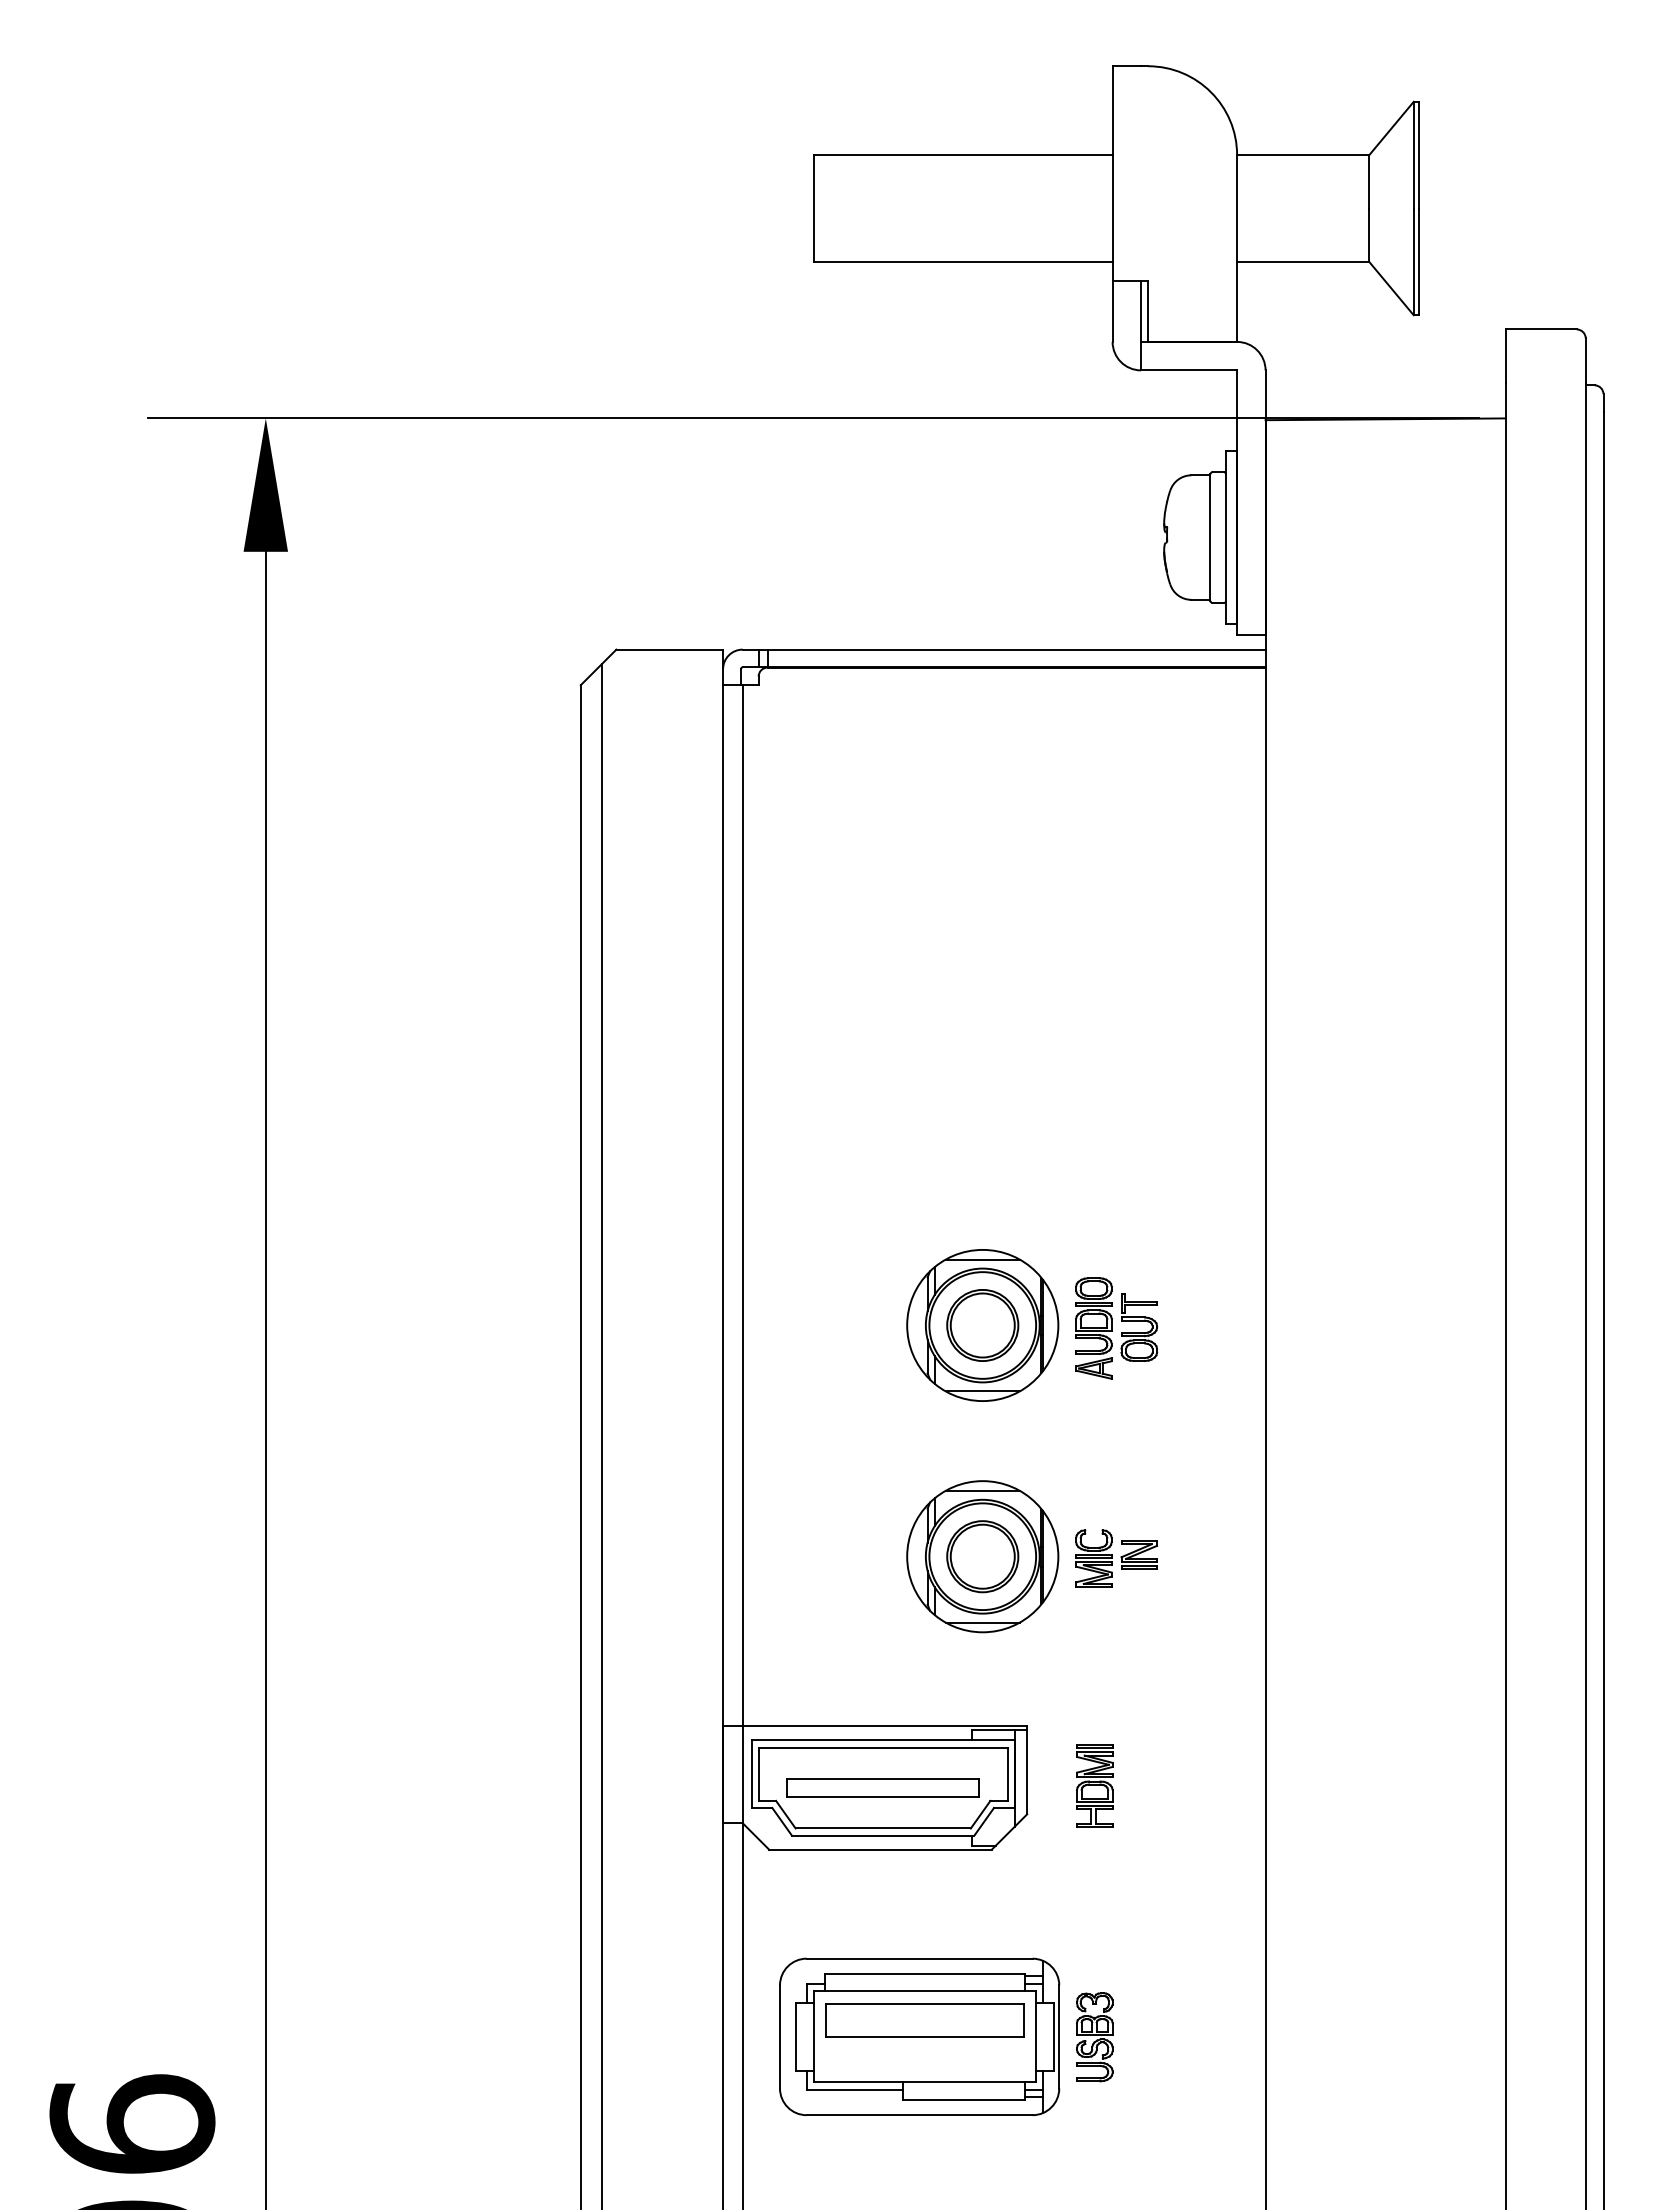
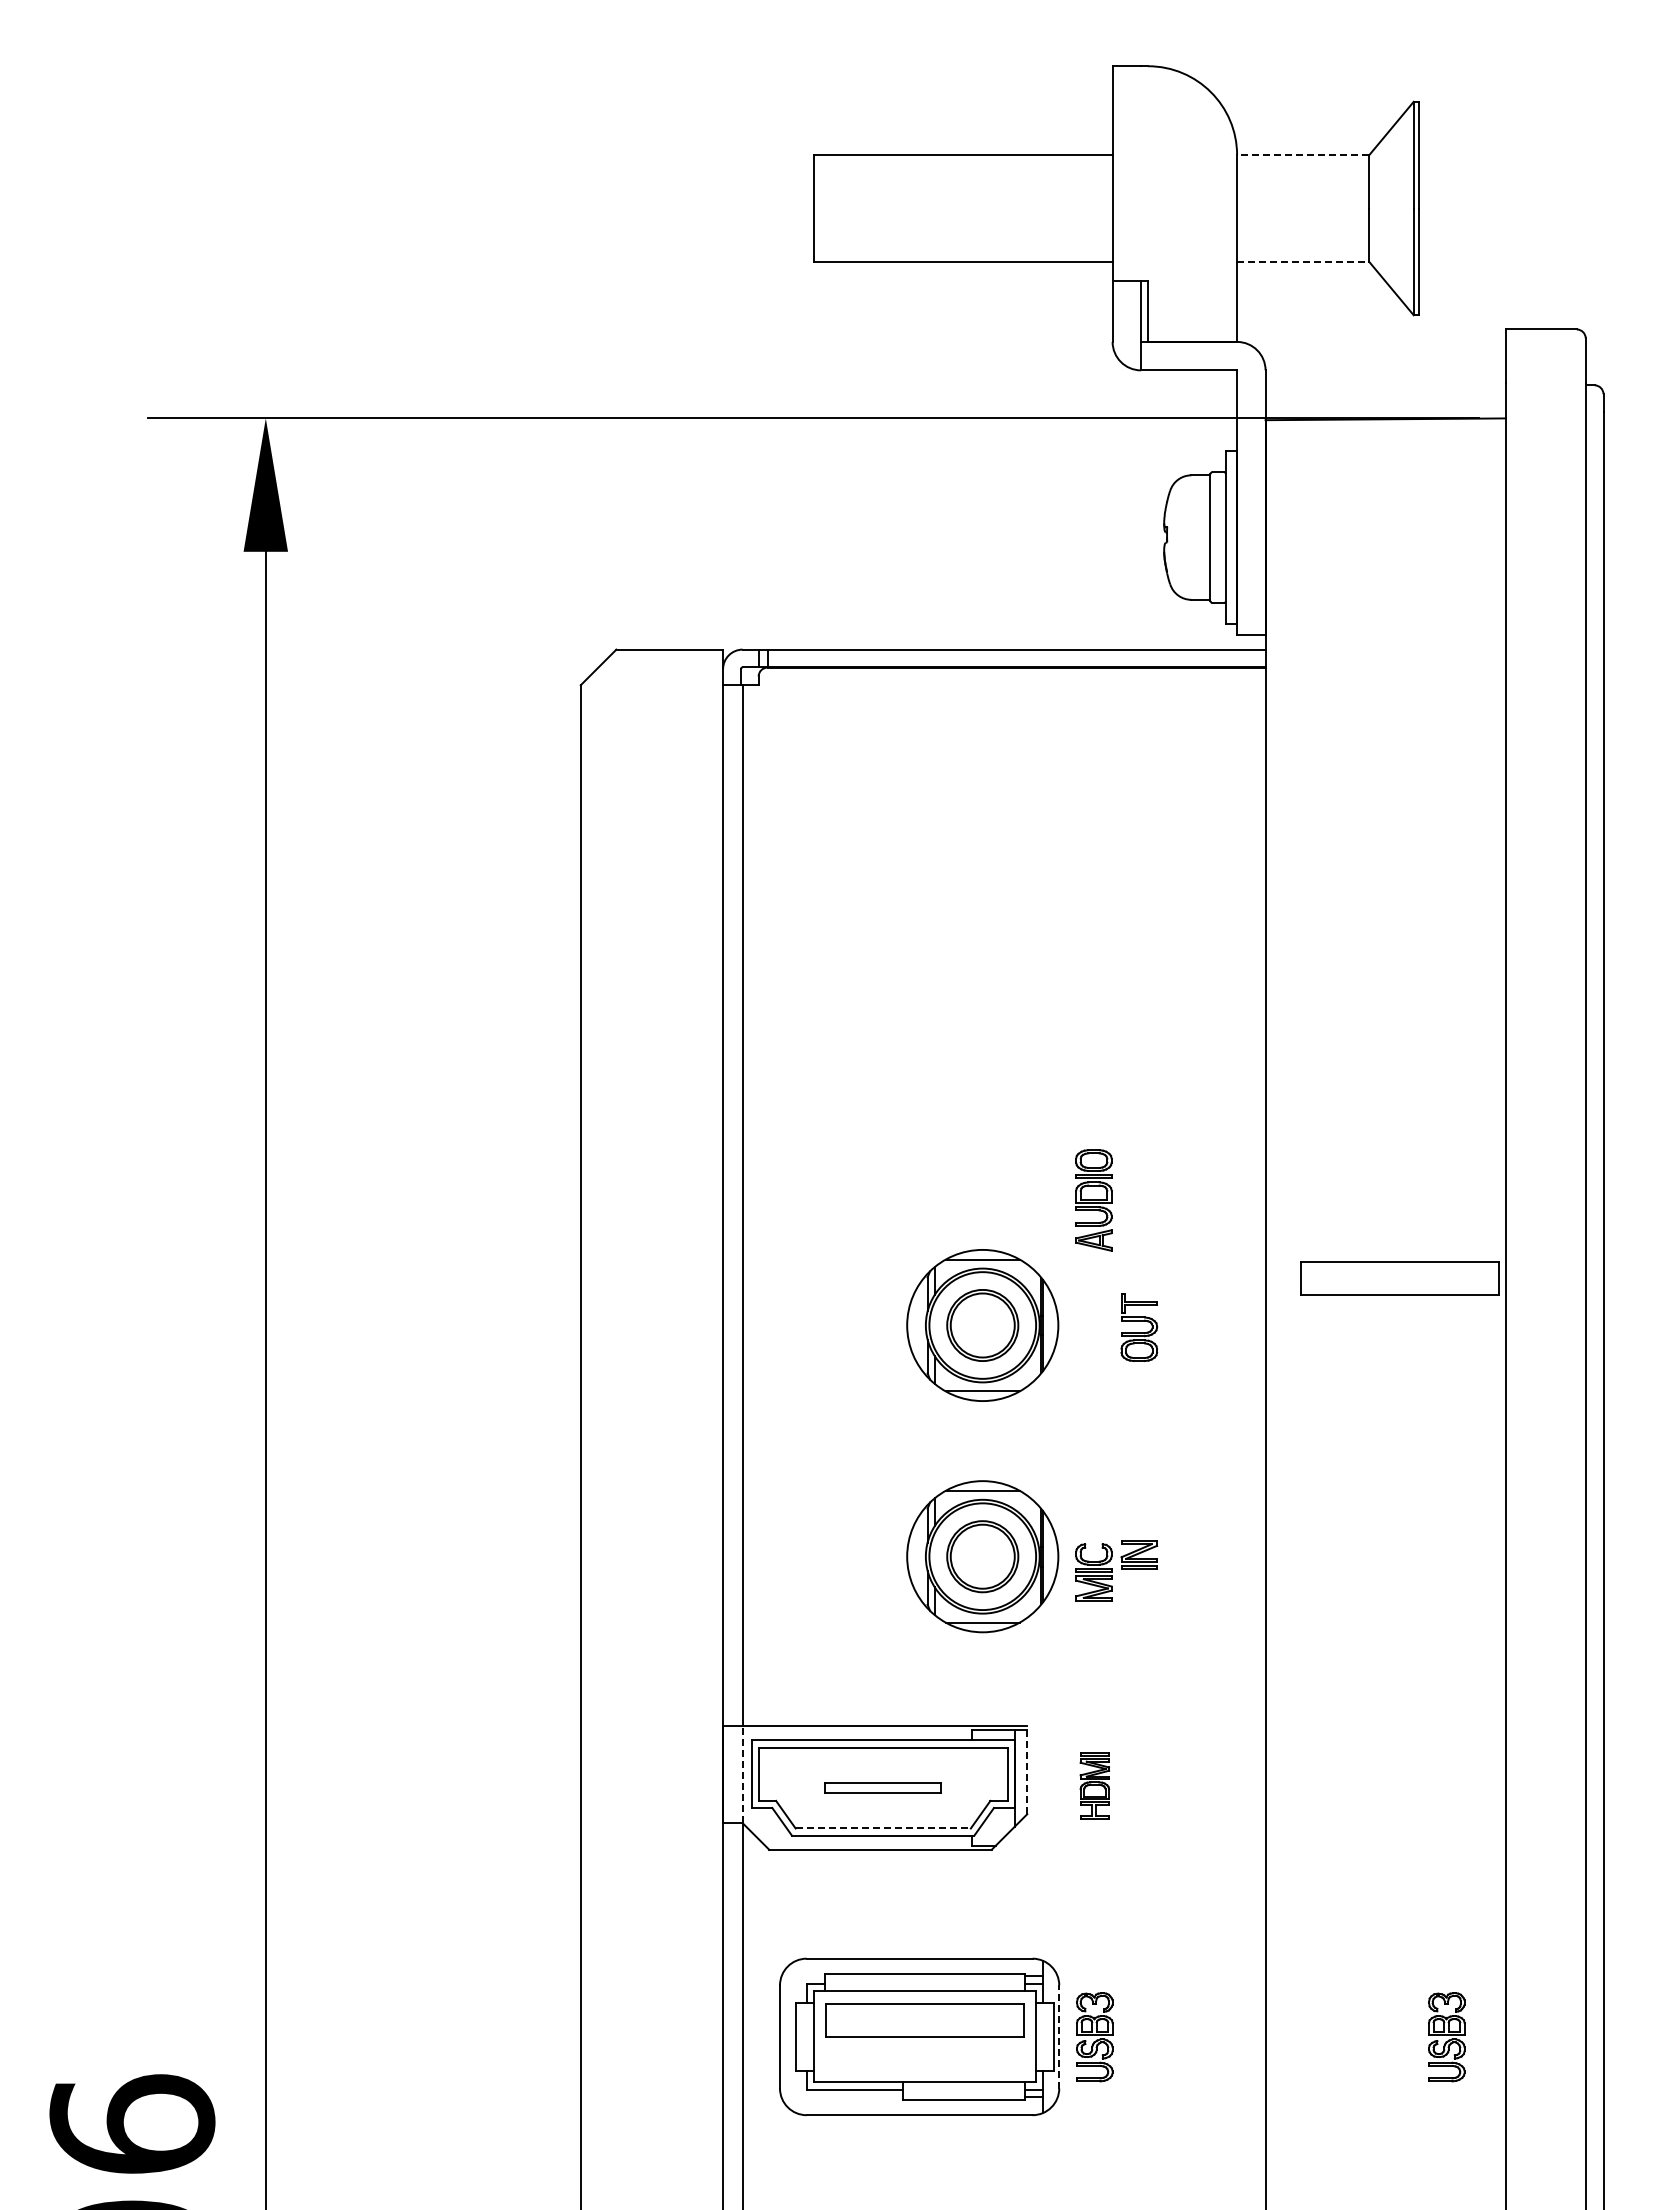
line: solid -> dashed (1302, 155)
line: solid -> dashed (1303, 261)
part: none -> present (1399, 1278)
part position: (1093, 1328) -> (1093, 1200) (1093, 1200)
line: present -> none (602, 1434)
part position: (1093, 1558) -> (1093, 1572) (1093, 1572)
line: solid -> dashed (1027, 1769)
line: solid -> dashed (742, 1774)
part size: 38x84 px -> 32x68 px (1094, 1785)
part size: 194x20 px -> 118x12 px (882, 1787)
line: solid -> dashed (883, 1828)
line: solid -> dashed (1059, 2036)
part: none -> present (1446, 2037)
